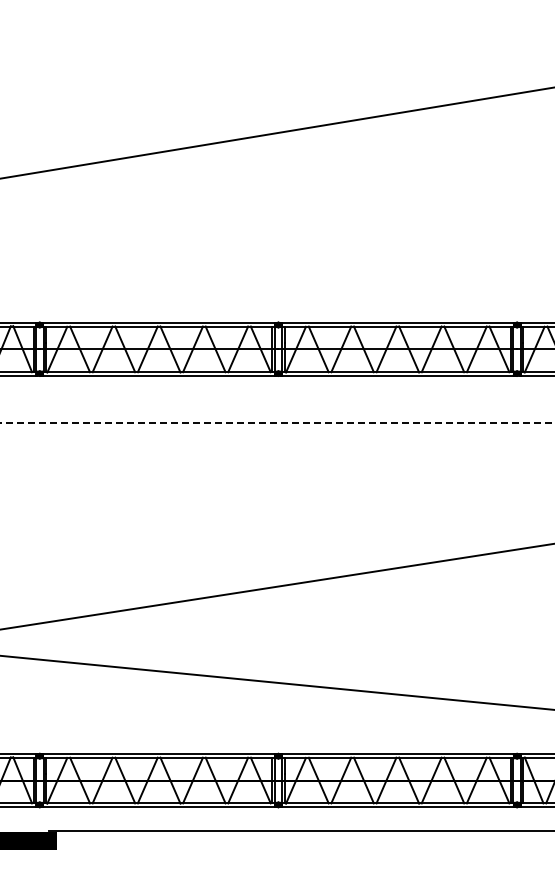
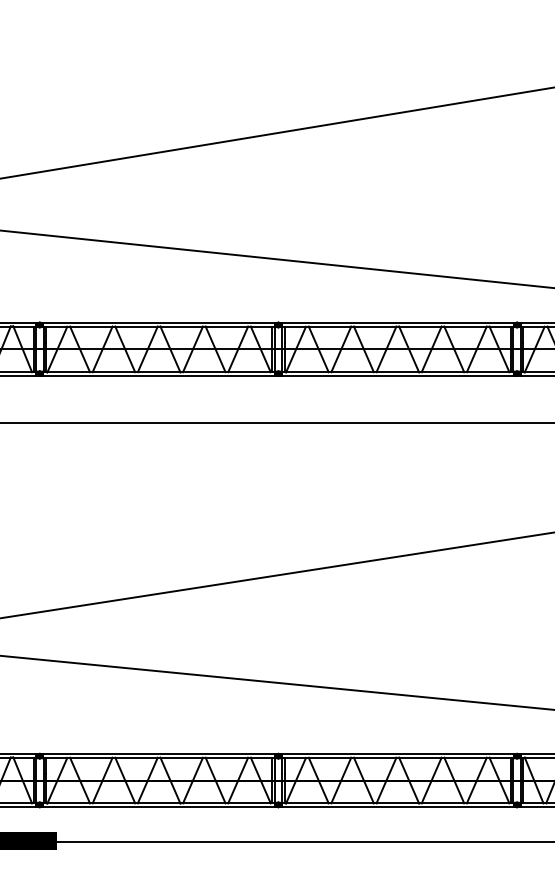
line: none -> present (276, 258)
line: dashed -> solid (277, 422)
line position: (276, 586) -> (276, 574) (276, 574)
line position: (300, 830) -> (300, 841) (300, 841)
